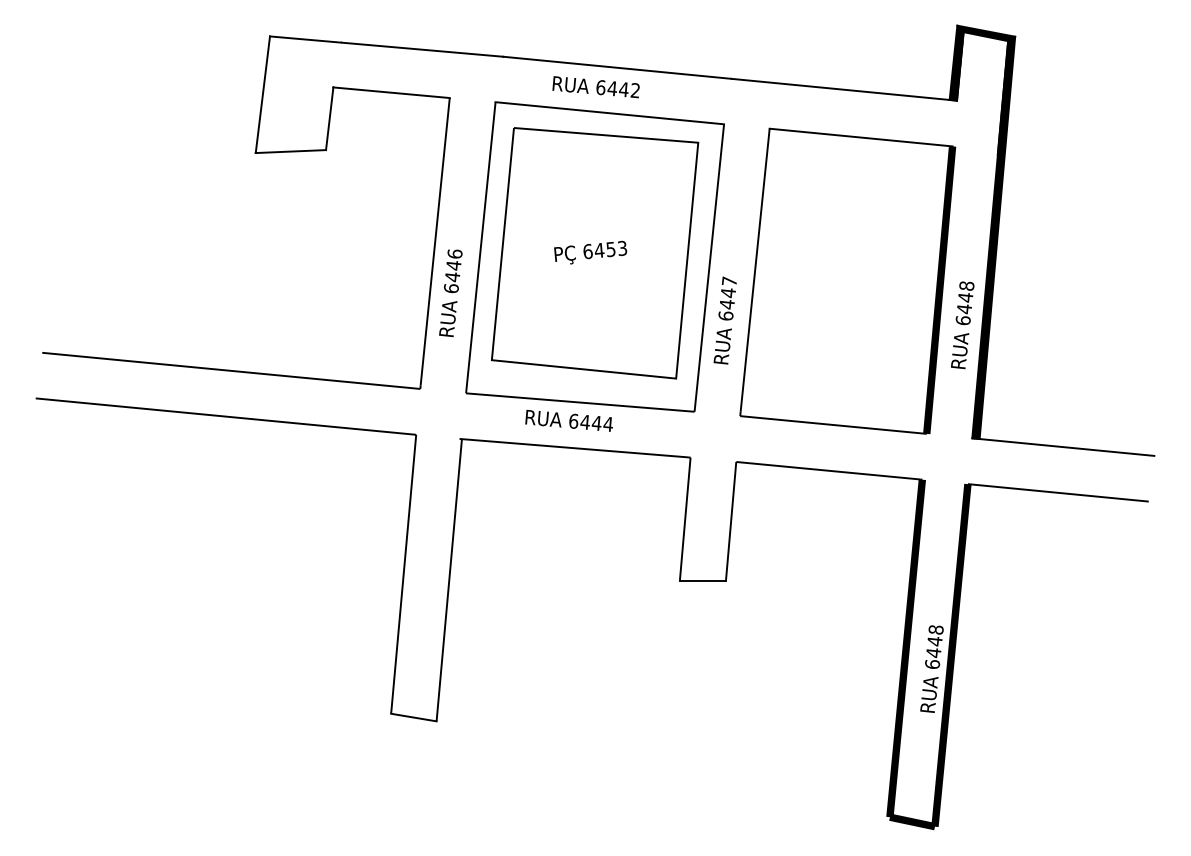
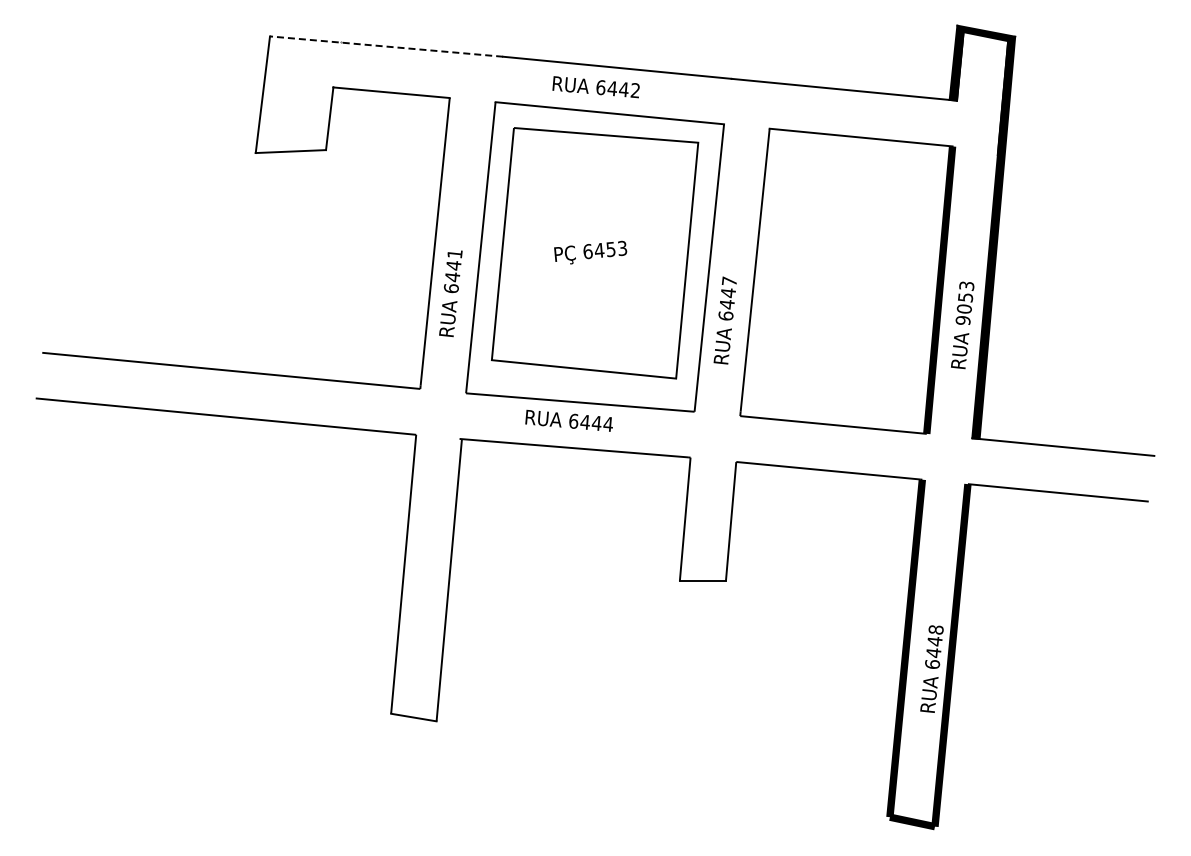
line: solid -> dashed (386, 46)
text: 6446 -> 6441 (454, 253)
text: 6448 -> 9053 (964, 303)
